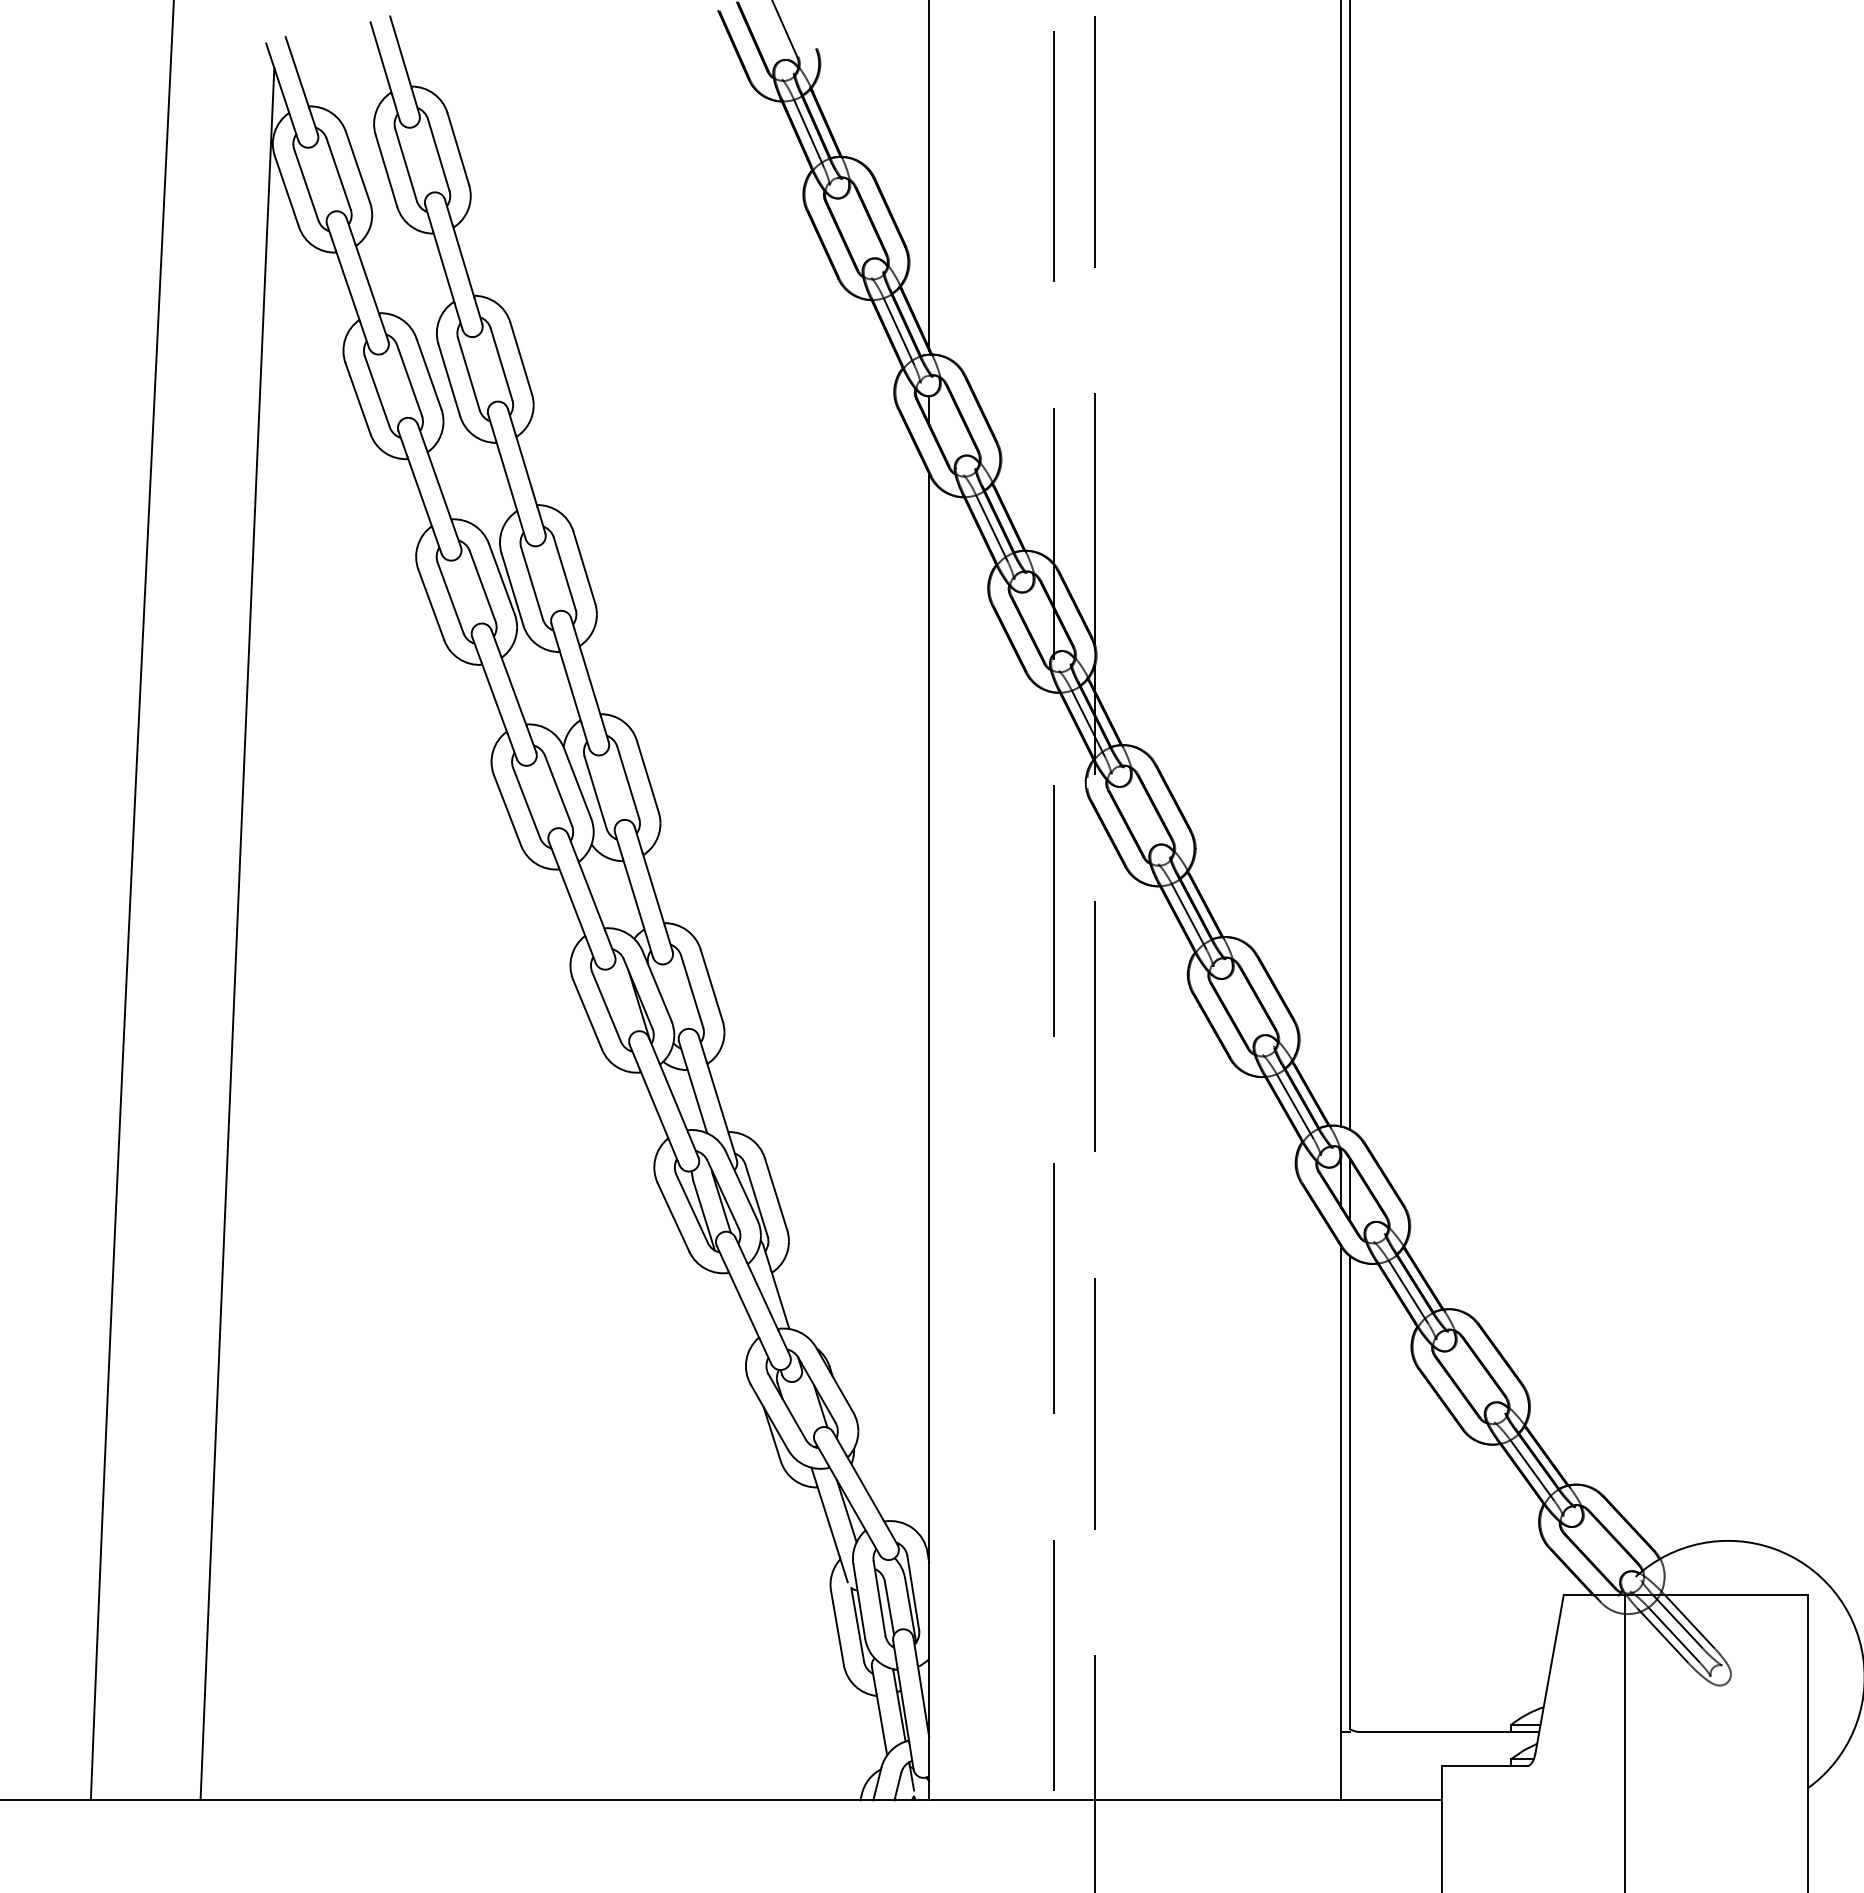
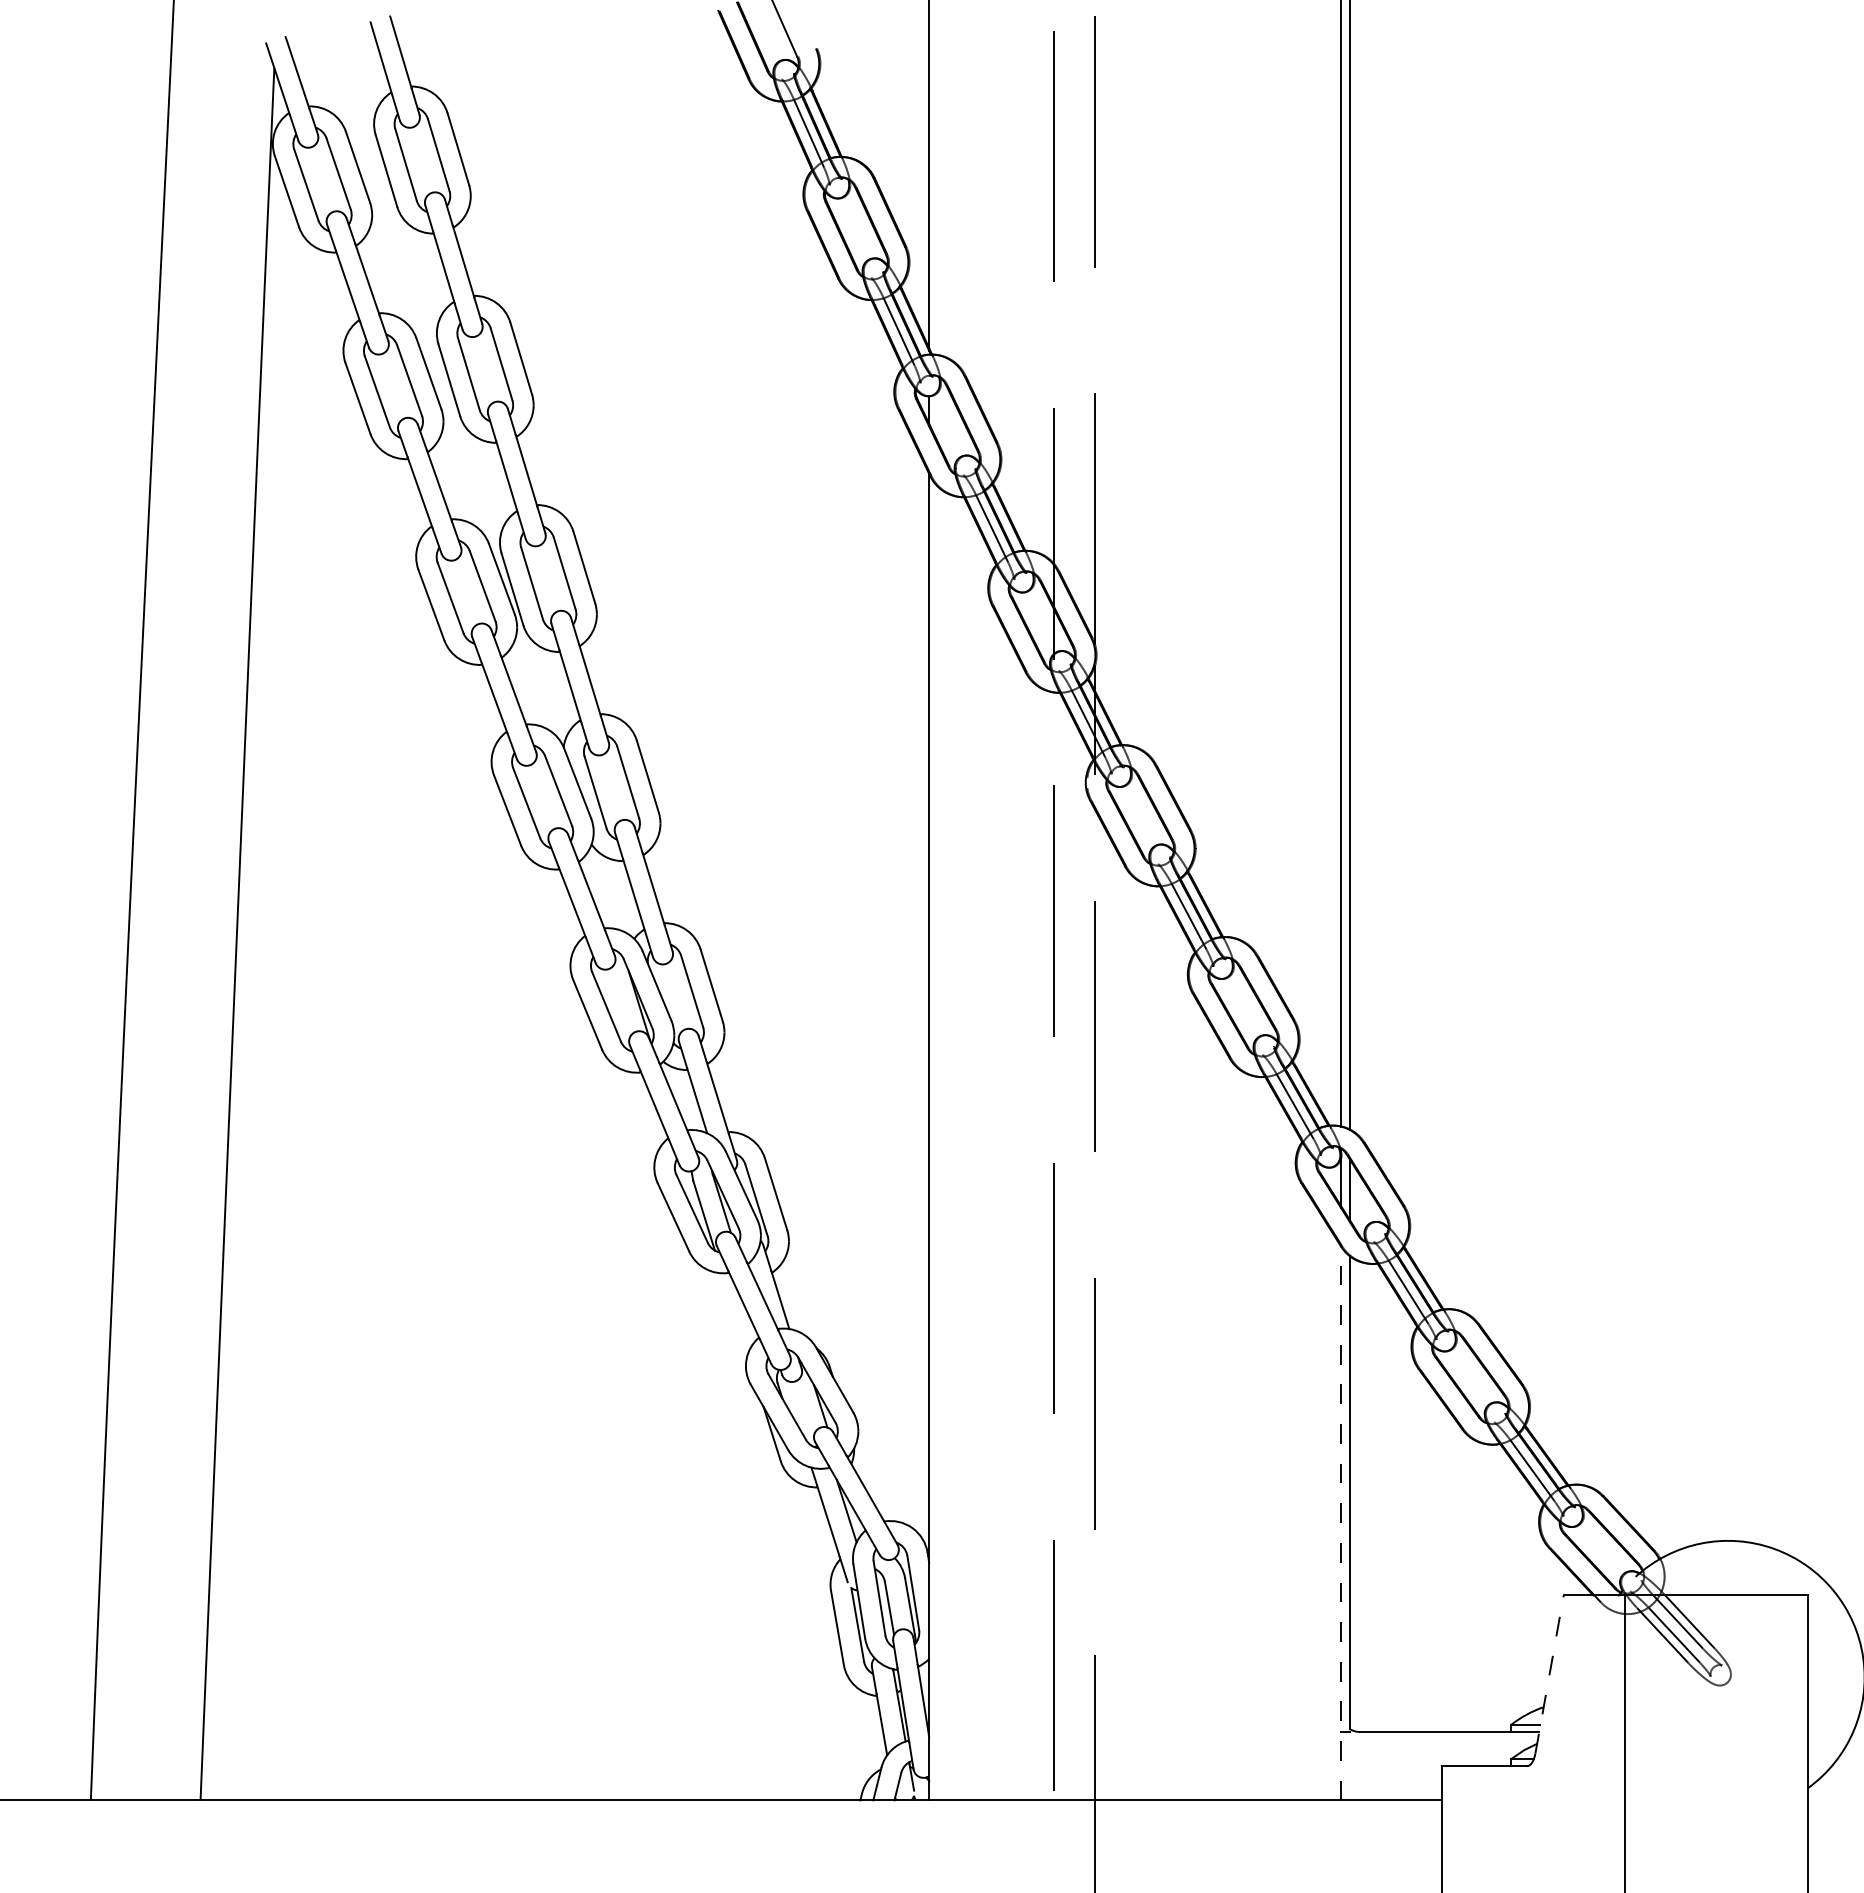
line: solid -> dashed (1340, 1522)
line: solid -> dashed (1549, 1673)
